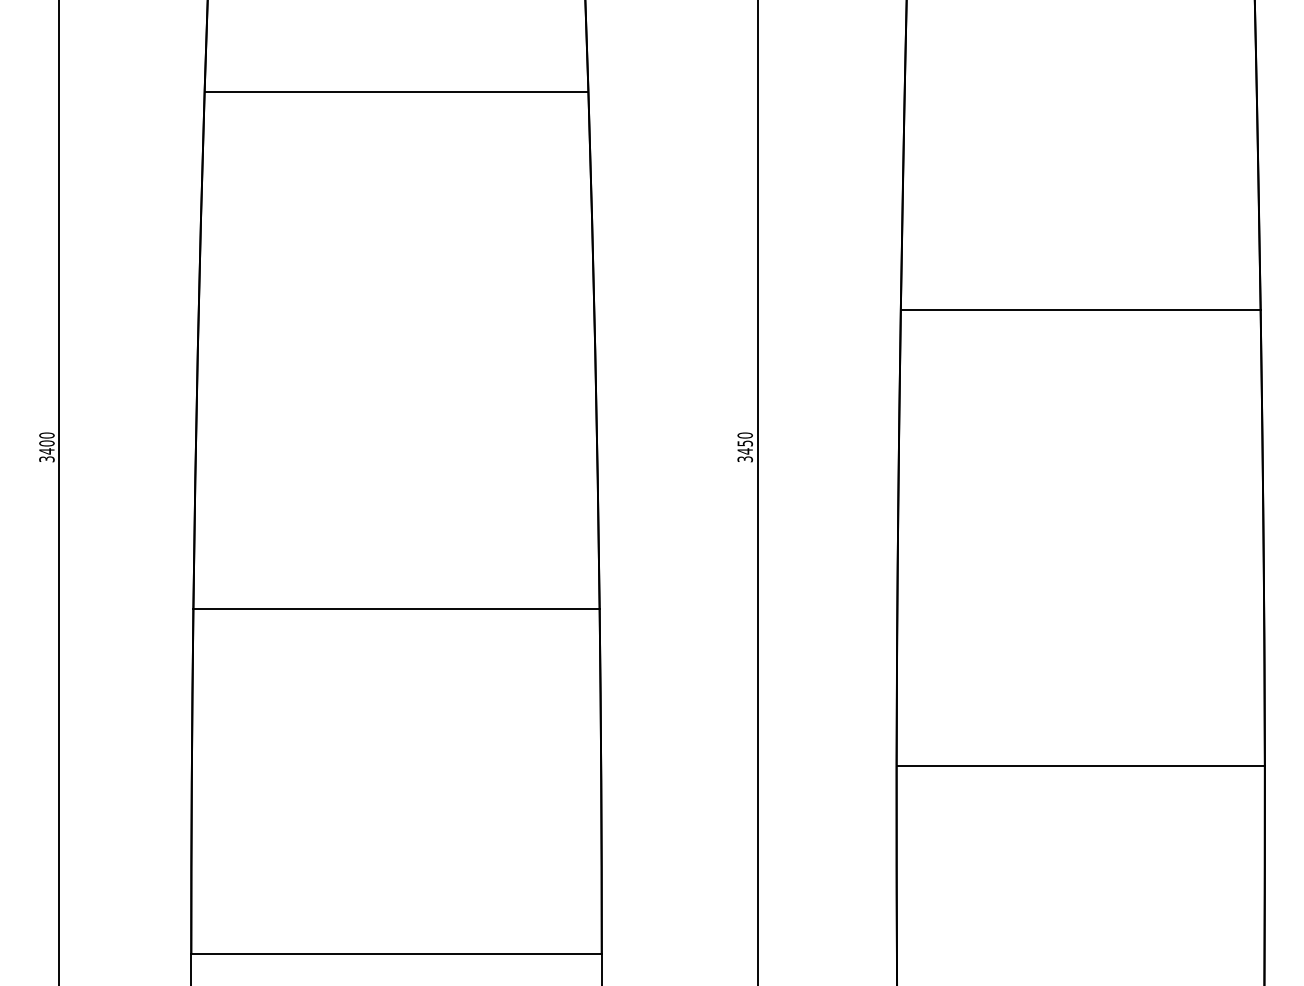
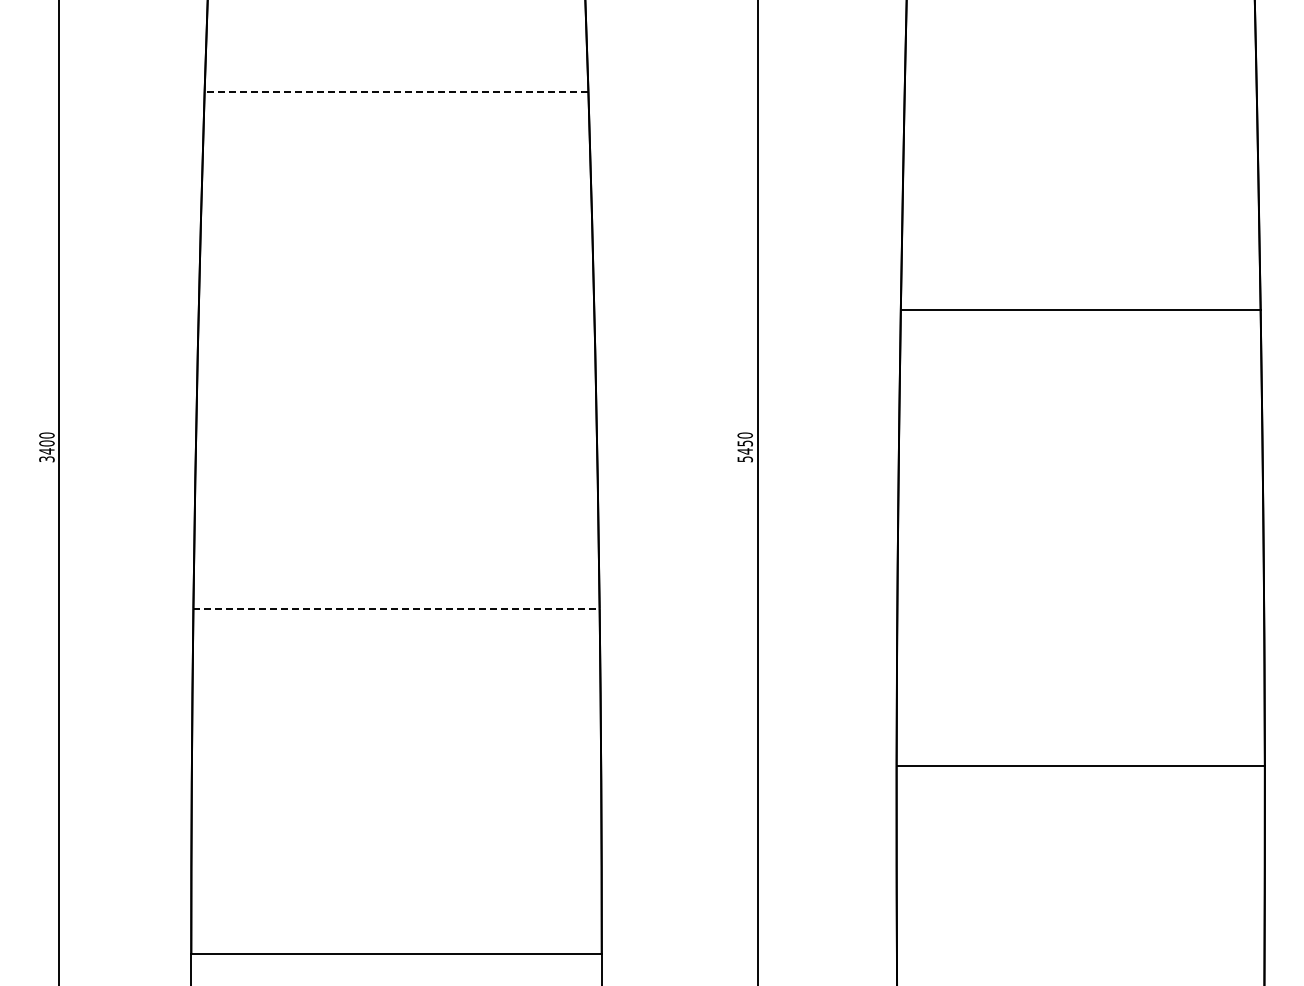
line: solid -> dashed (396, 91)
text: 3450 -> 5450 (744, 458)
line: solid -> dashed (397, 608)
